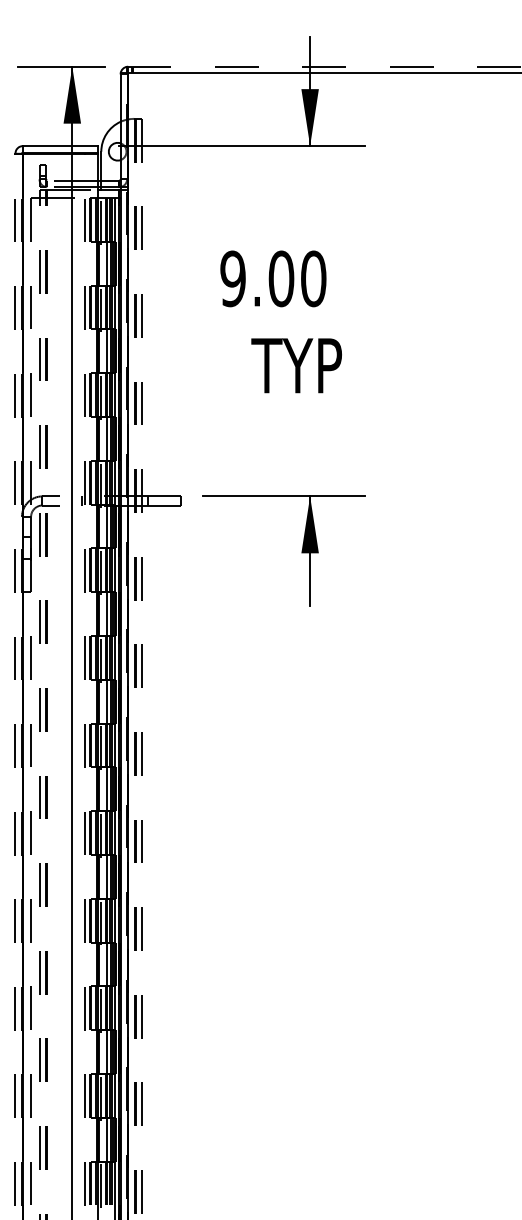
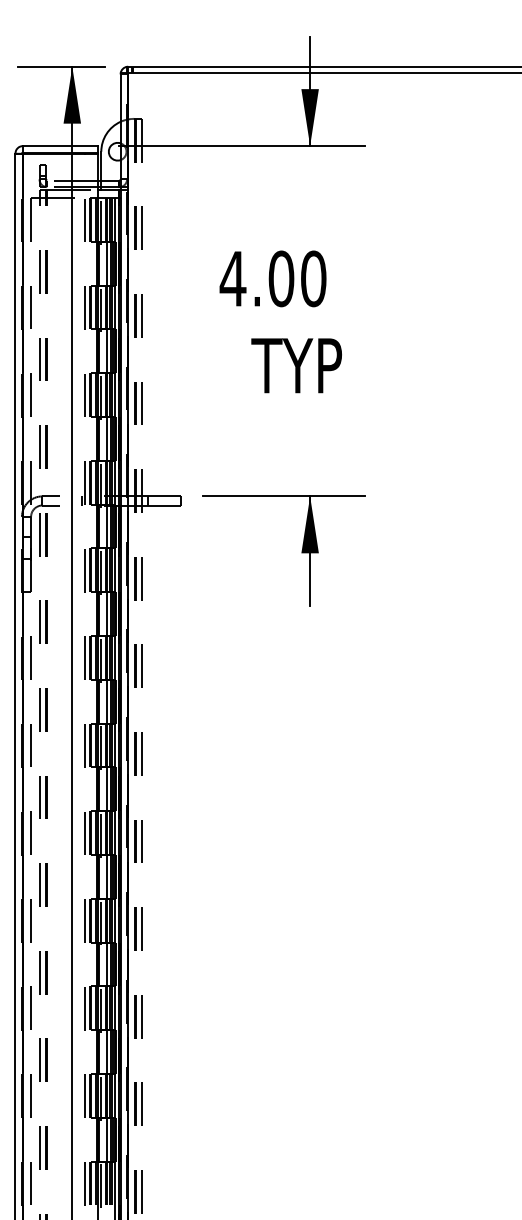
line: dashed -> solid (325, 66)
text: 9.00 -> 4.00 (232, 278)
line: dashed -> solid (15, 686)
